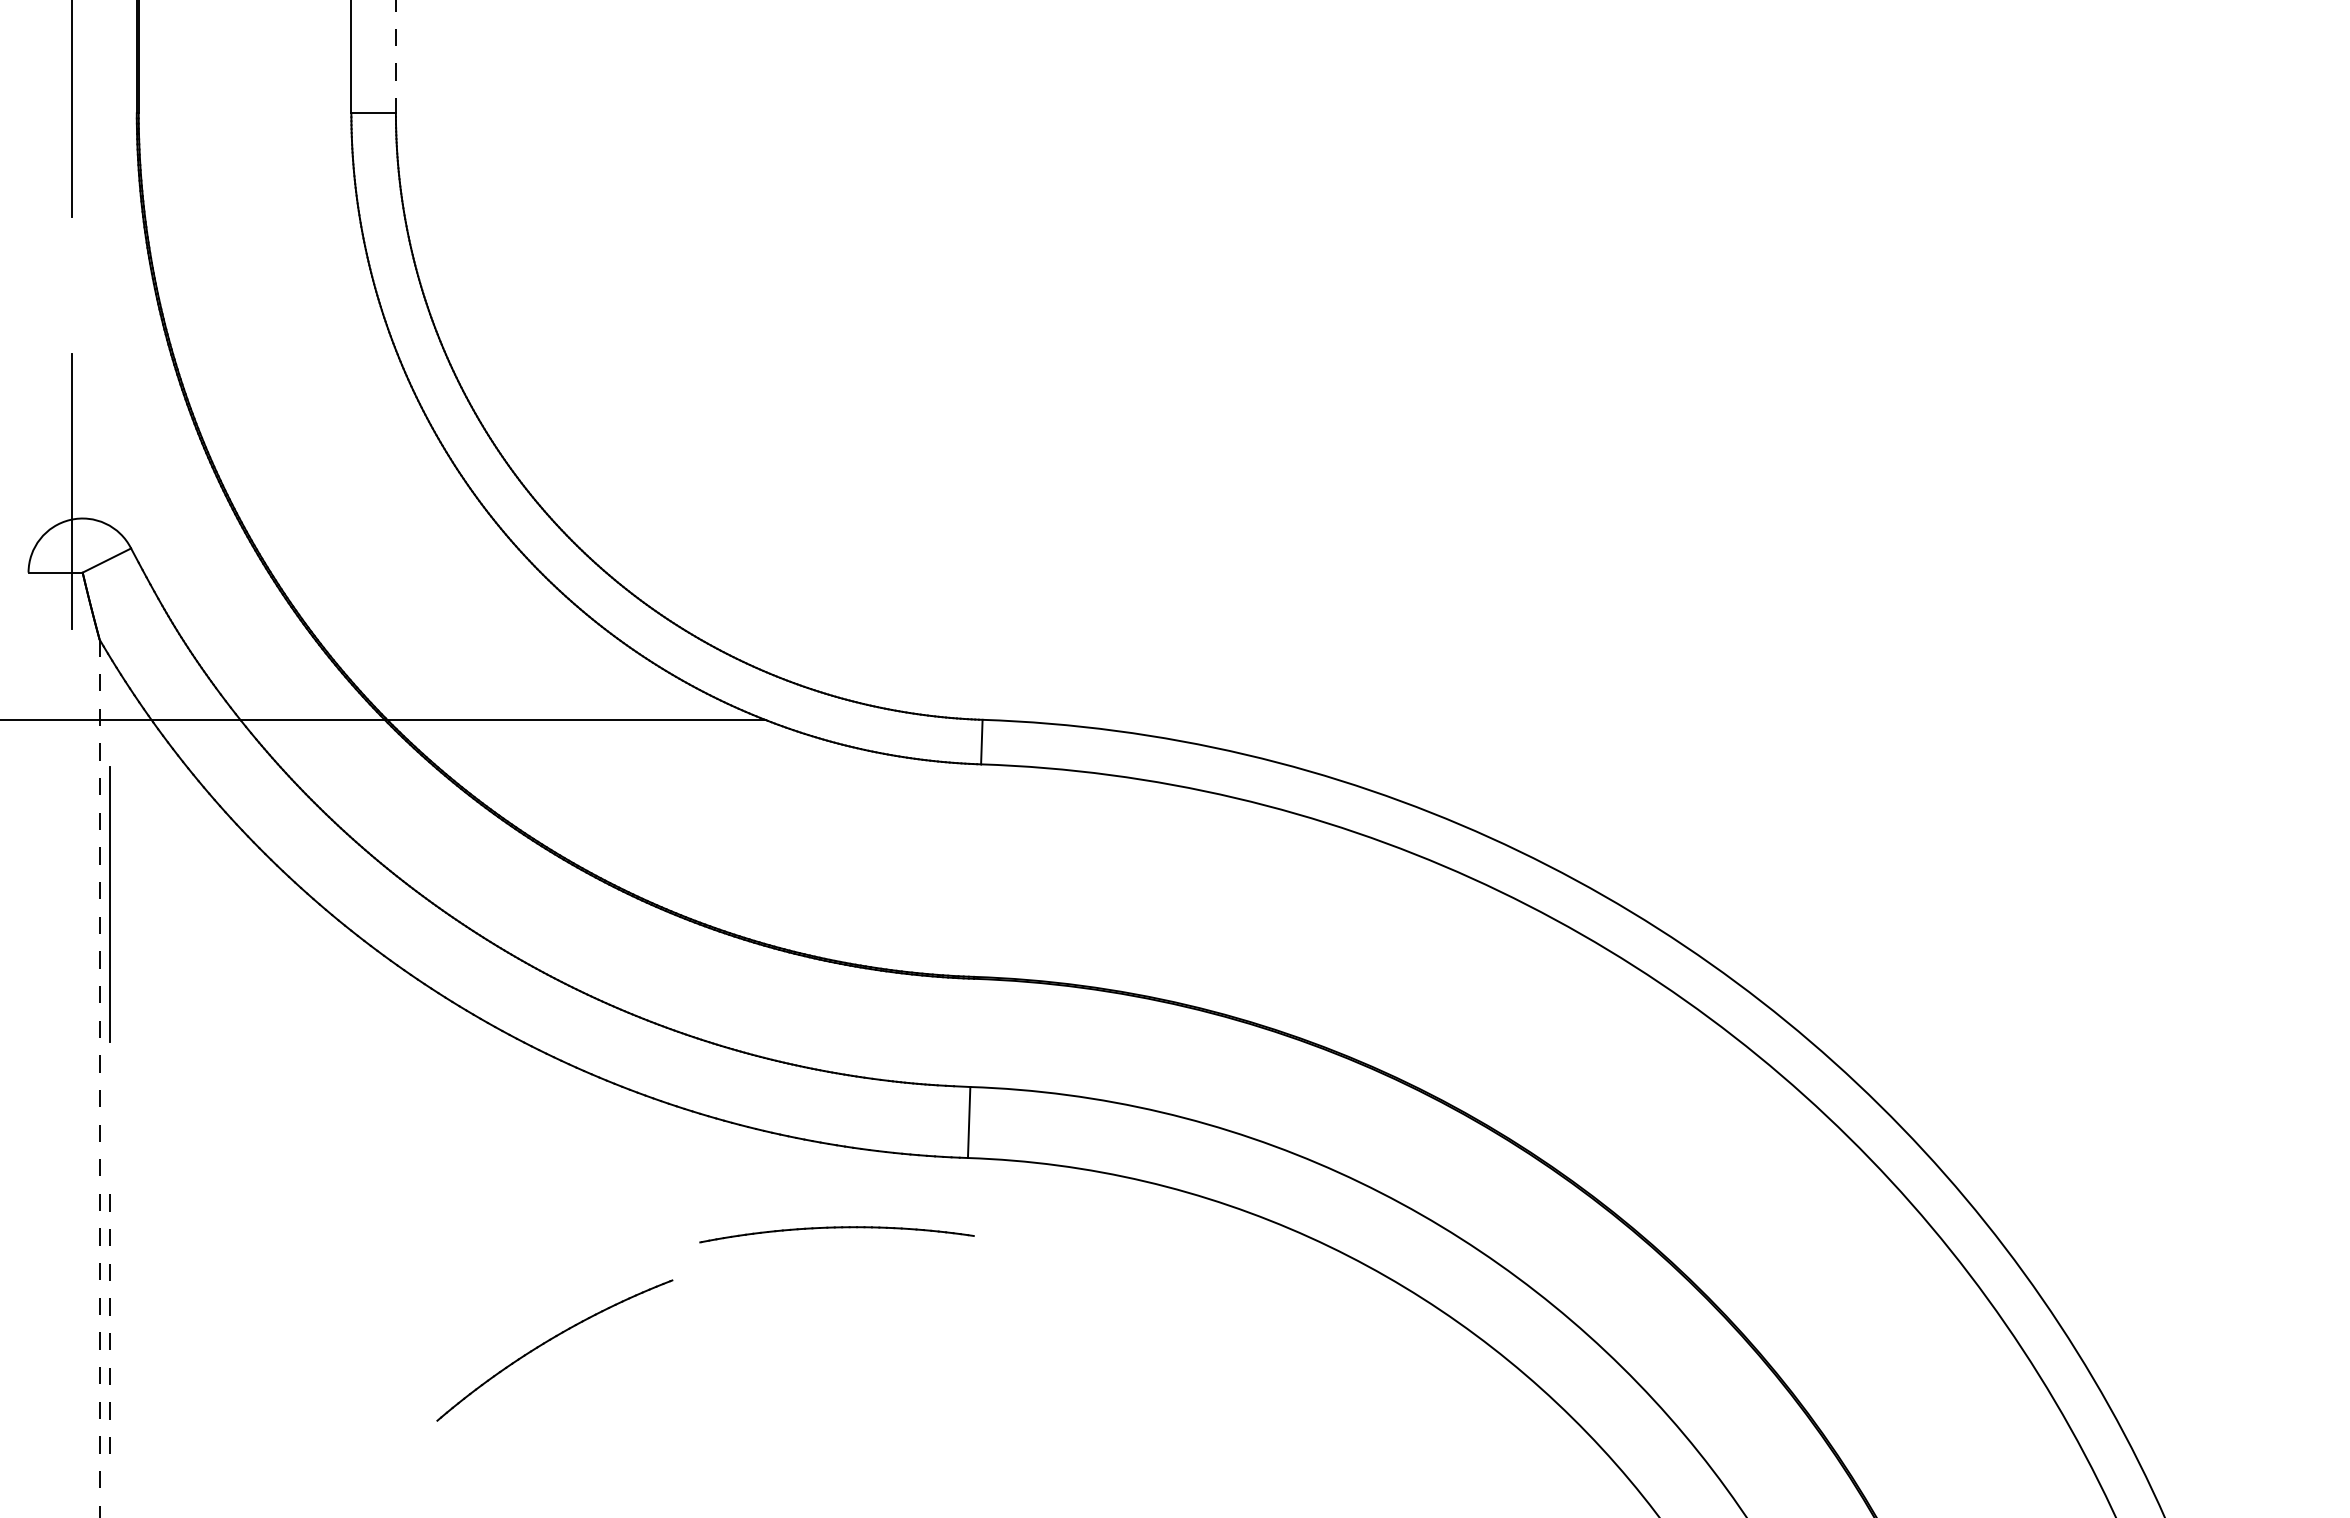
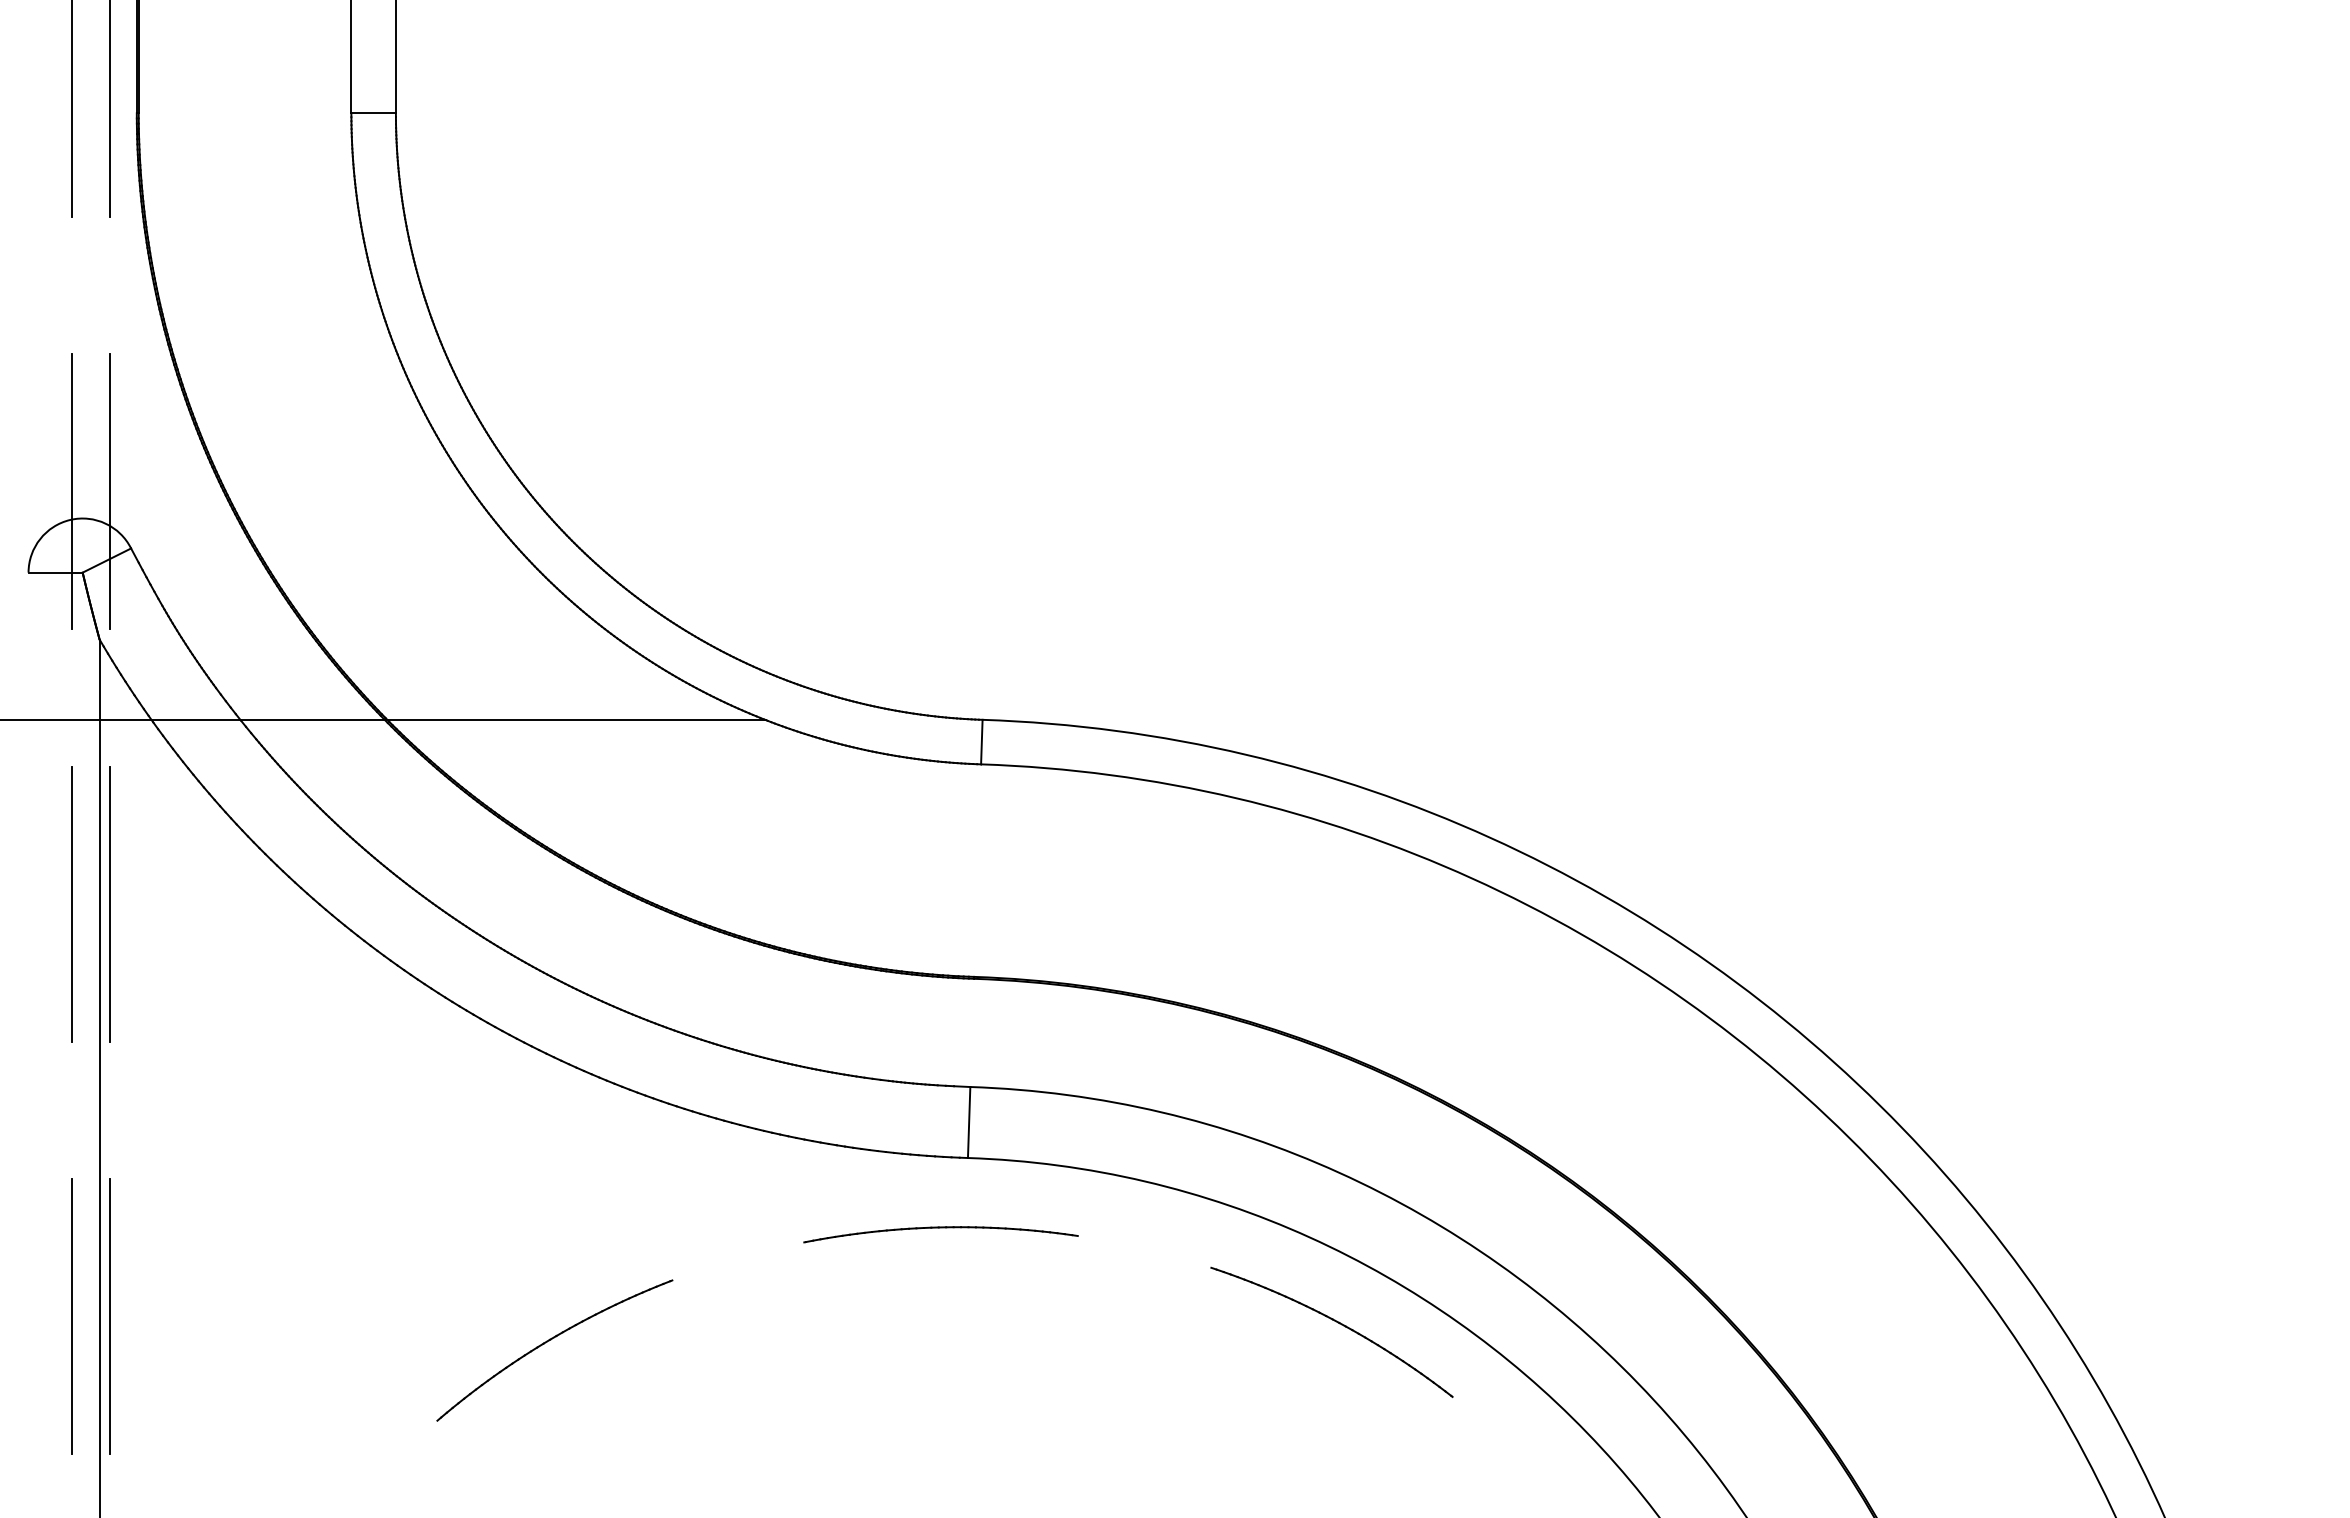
line: dashed -> solid (395, 57)
line: none -> present (110, 109)
line: none -> present (110, 491)
line: none -> present (71, 903)
line: dashed -> solid (99, 1078)
part position: (836, 1234) -> (940, 1234) (940, 1234)
line: none -> present (71, 1316)
line: dashed -> solid (110, 1316)
part: none -> present (1336, 1322)
